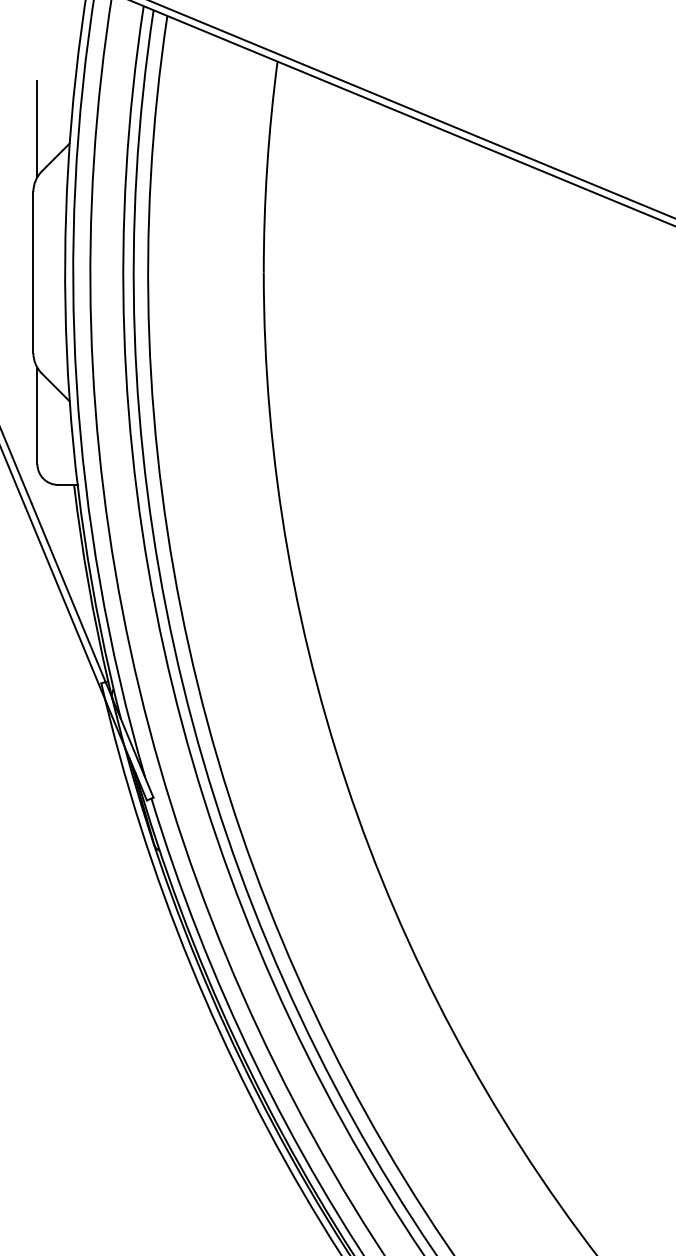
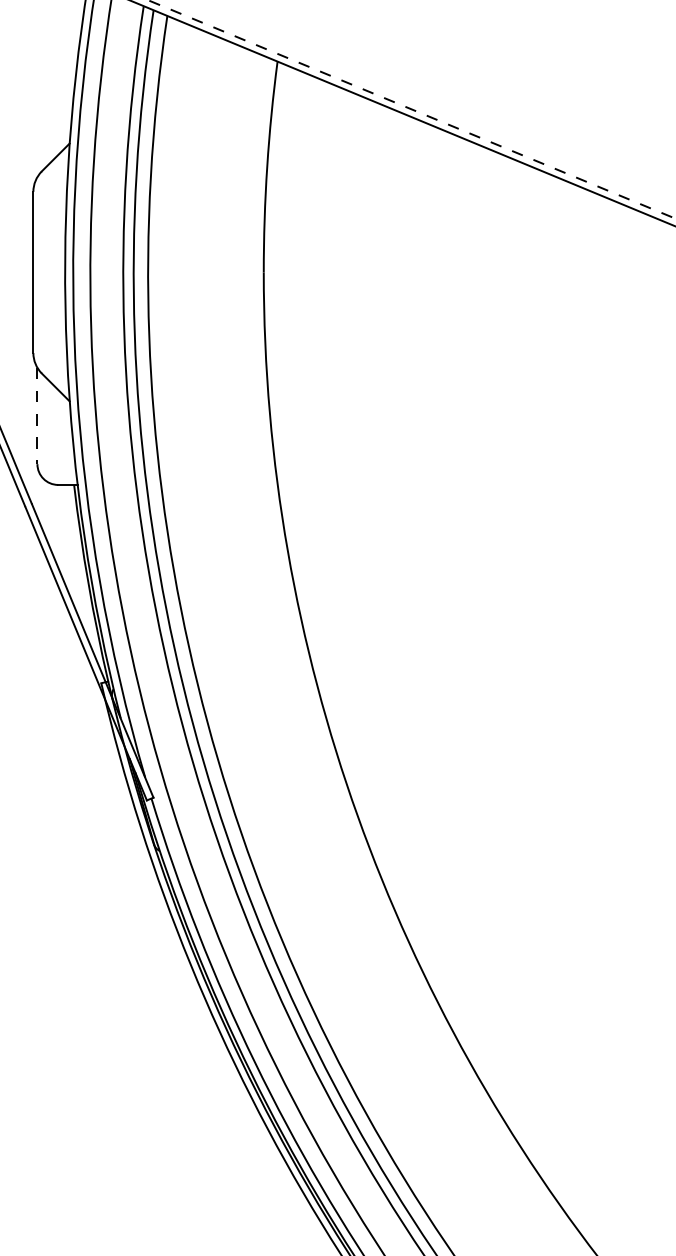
line: solid -> dashed (411, 109)
line: present -> none (37, 128)
line: solid -> dashed (37, 416)
